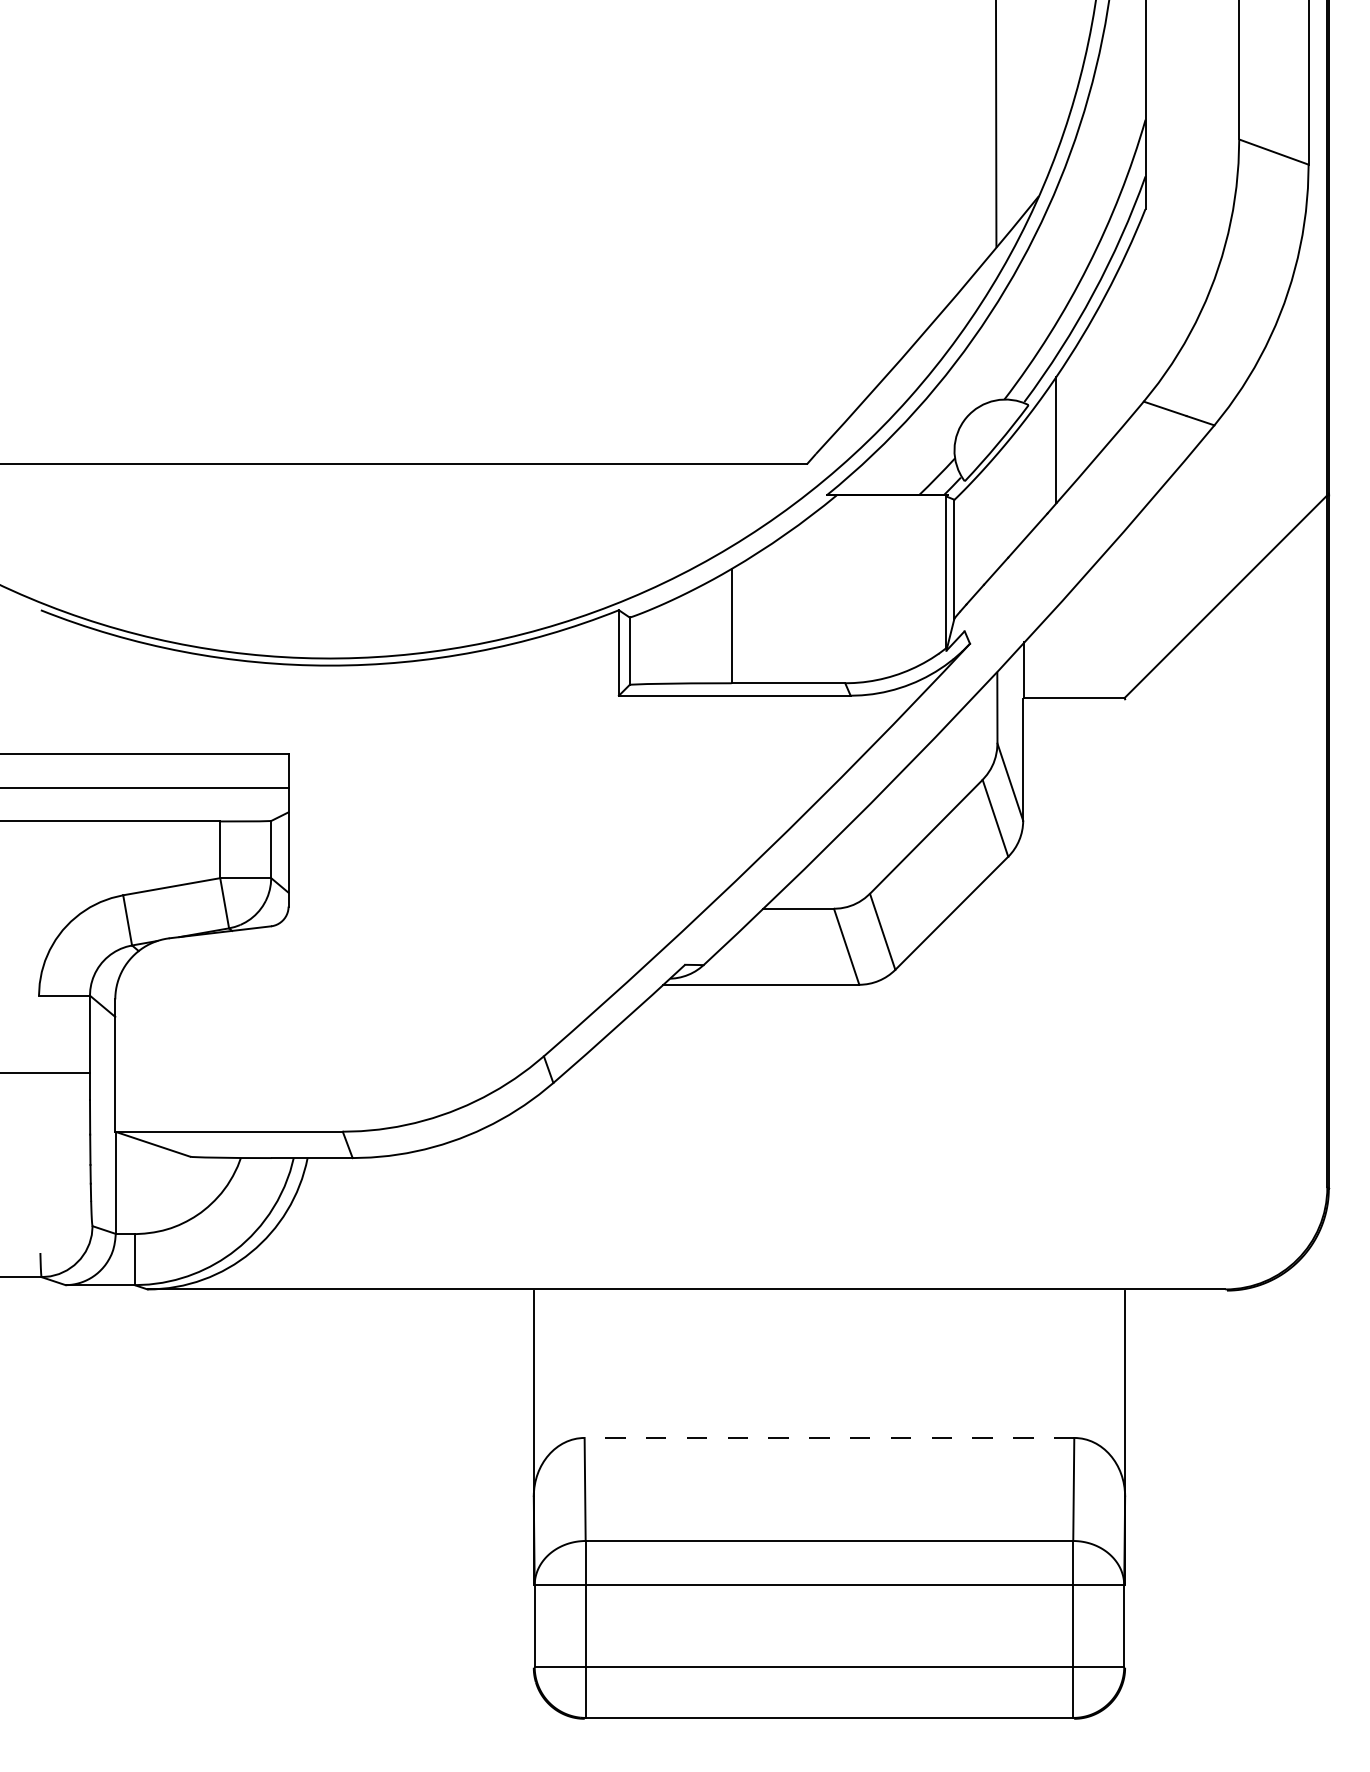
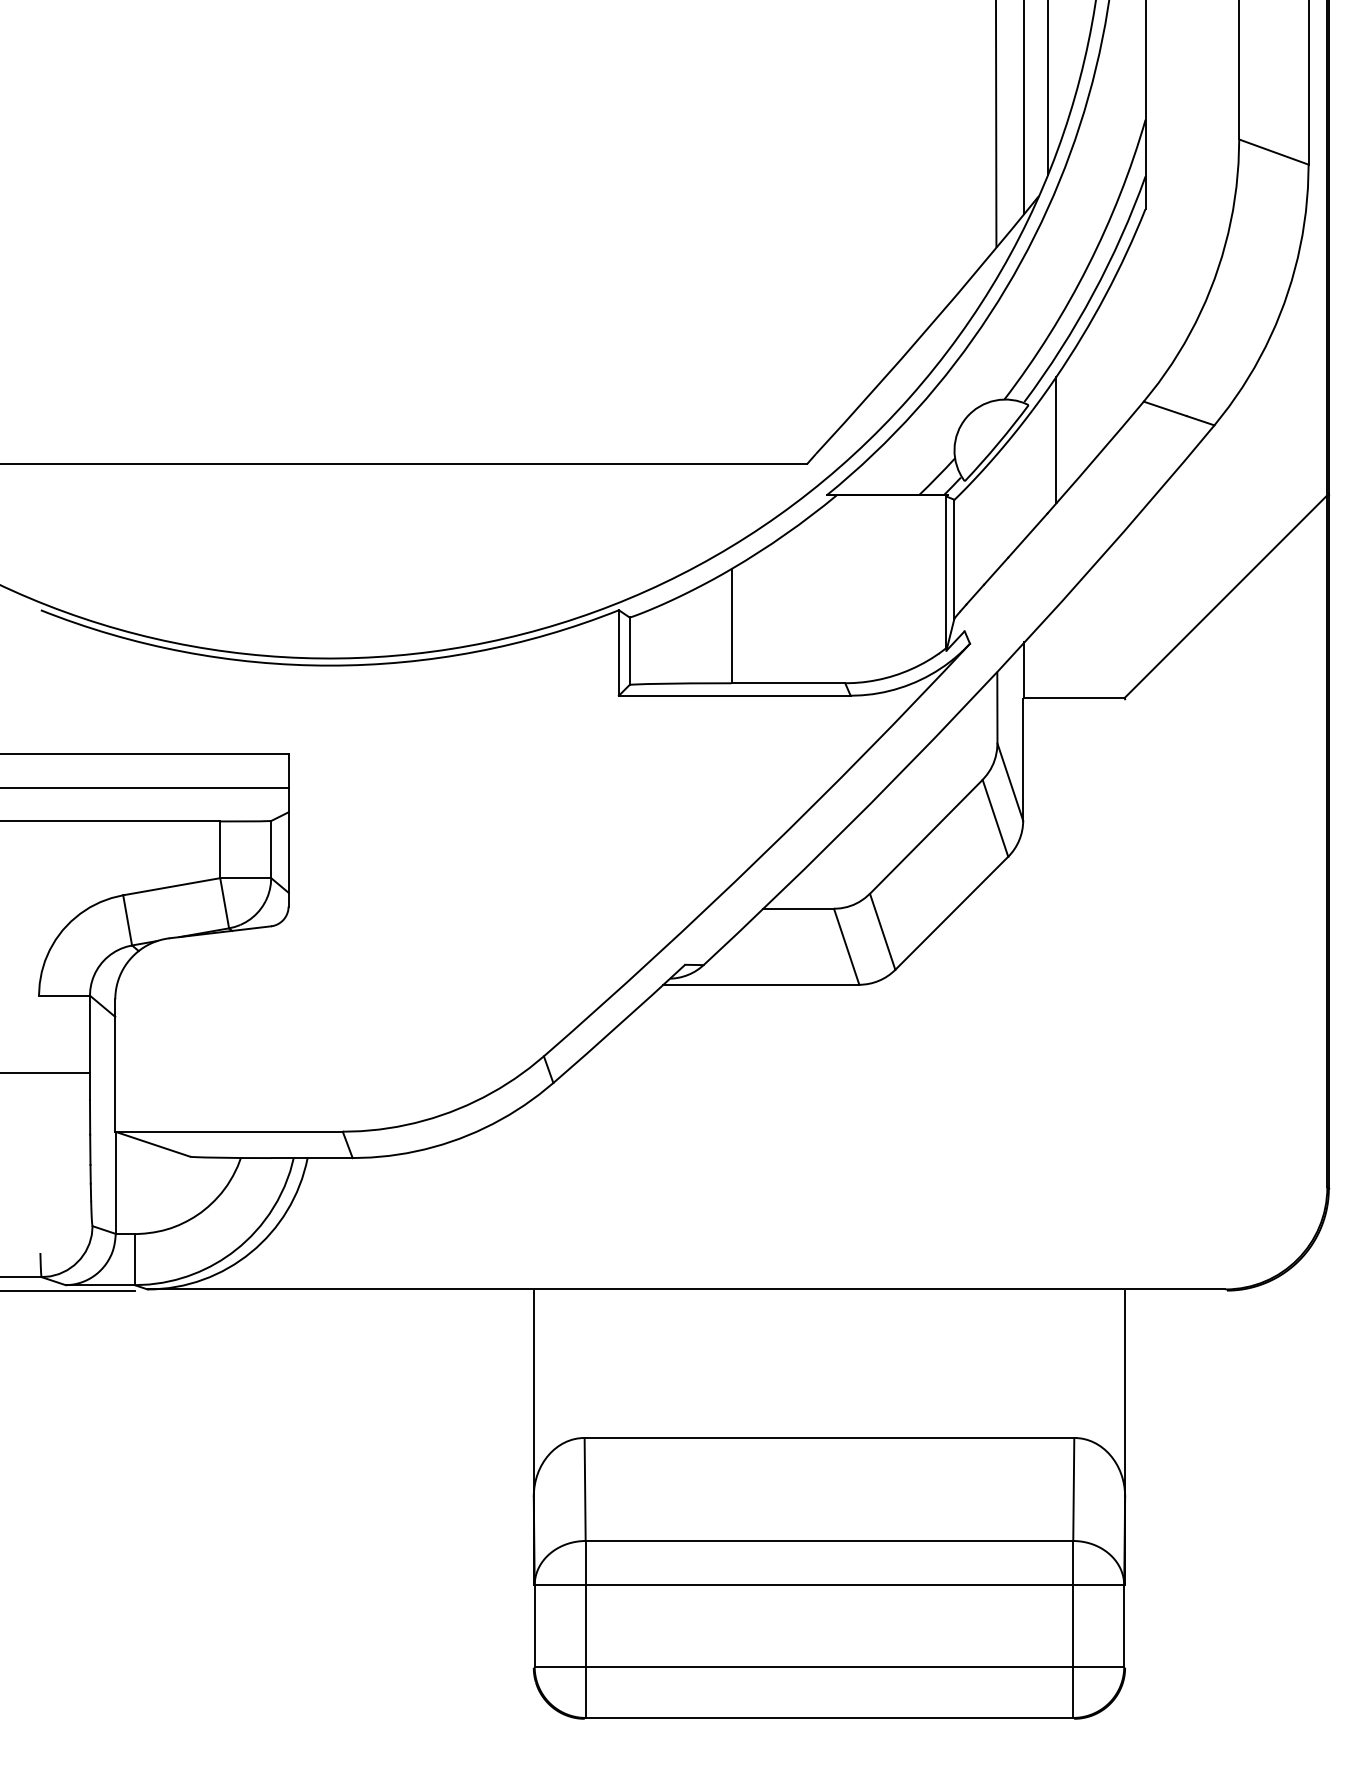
line: none -> present (1047, 88)
line: none -> present (1024, 107)
line: none -> present (68, 1290)
line: dashed -> solid (829, 1437)
